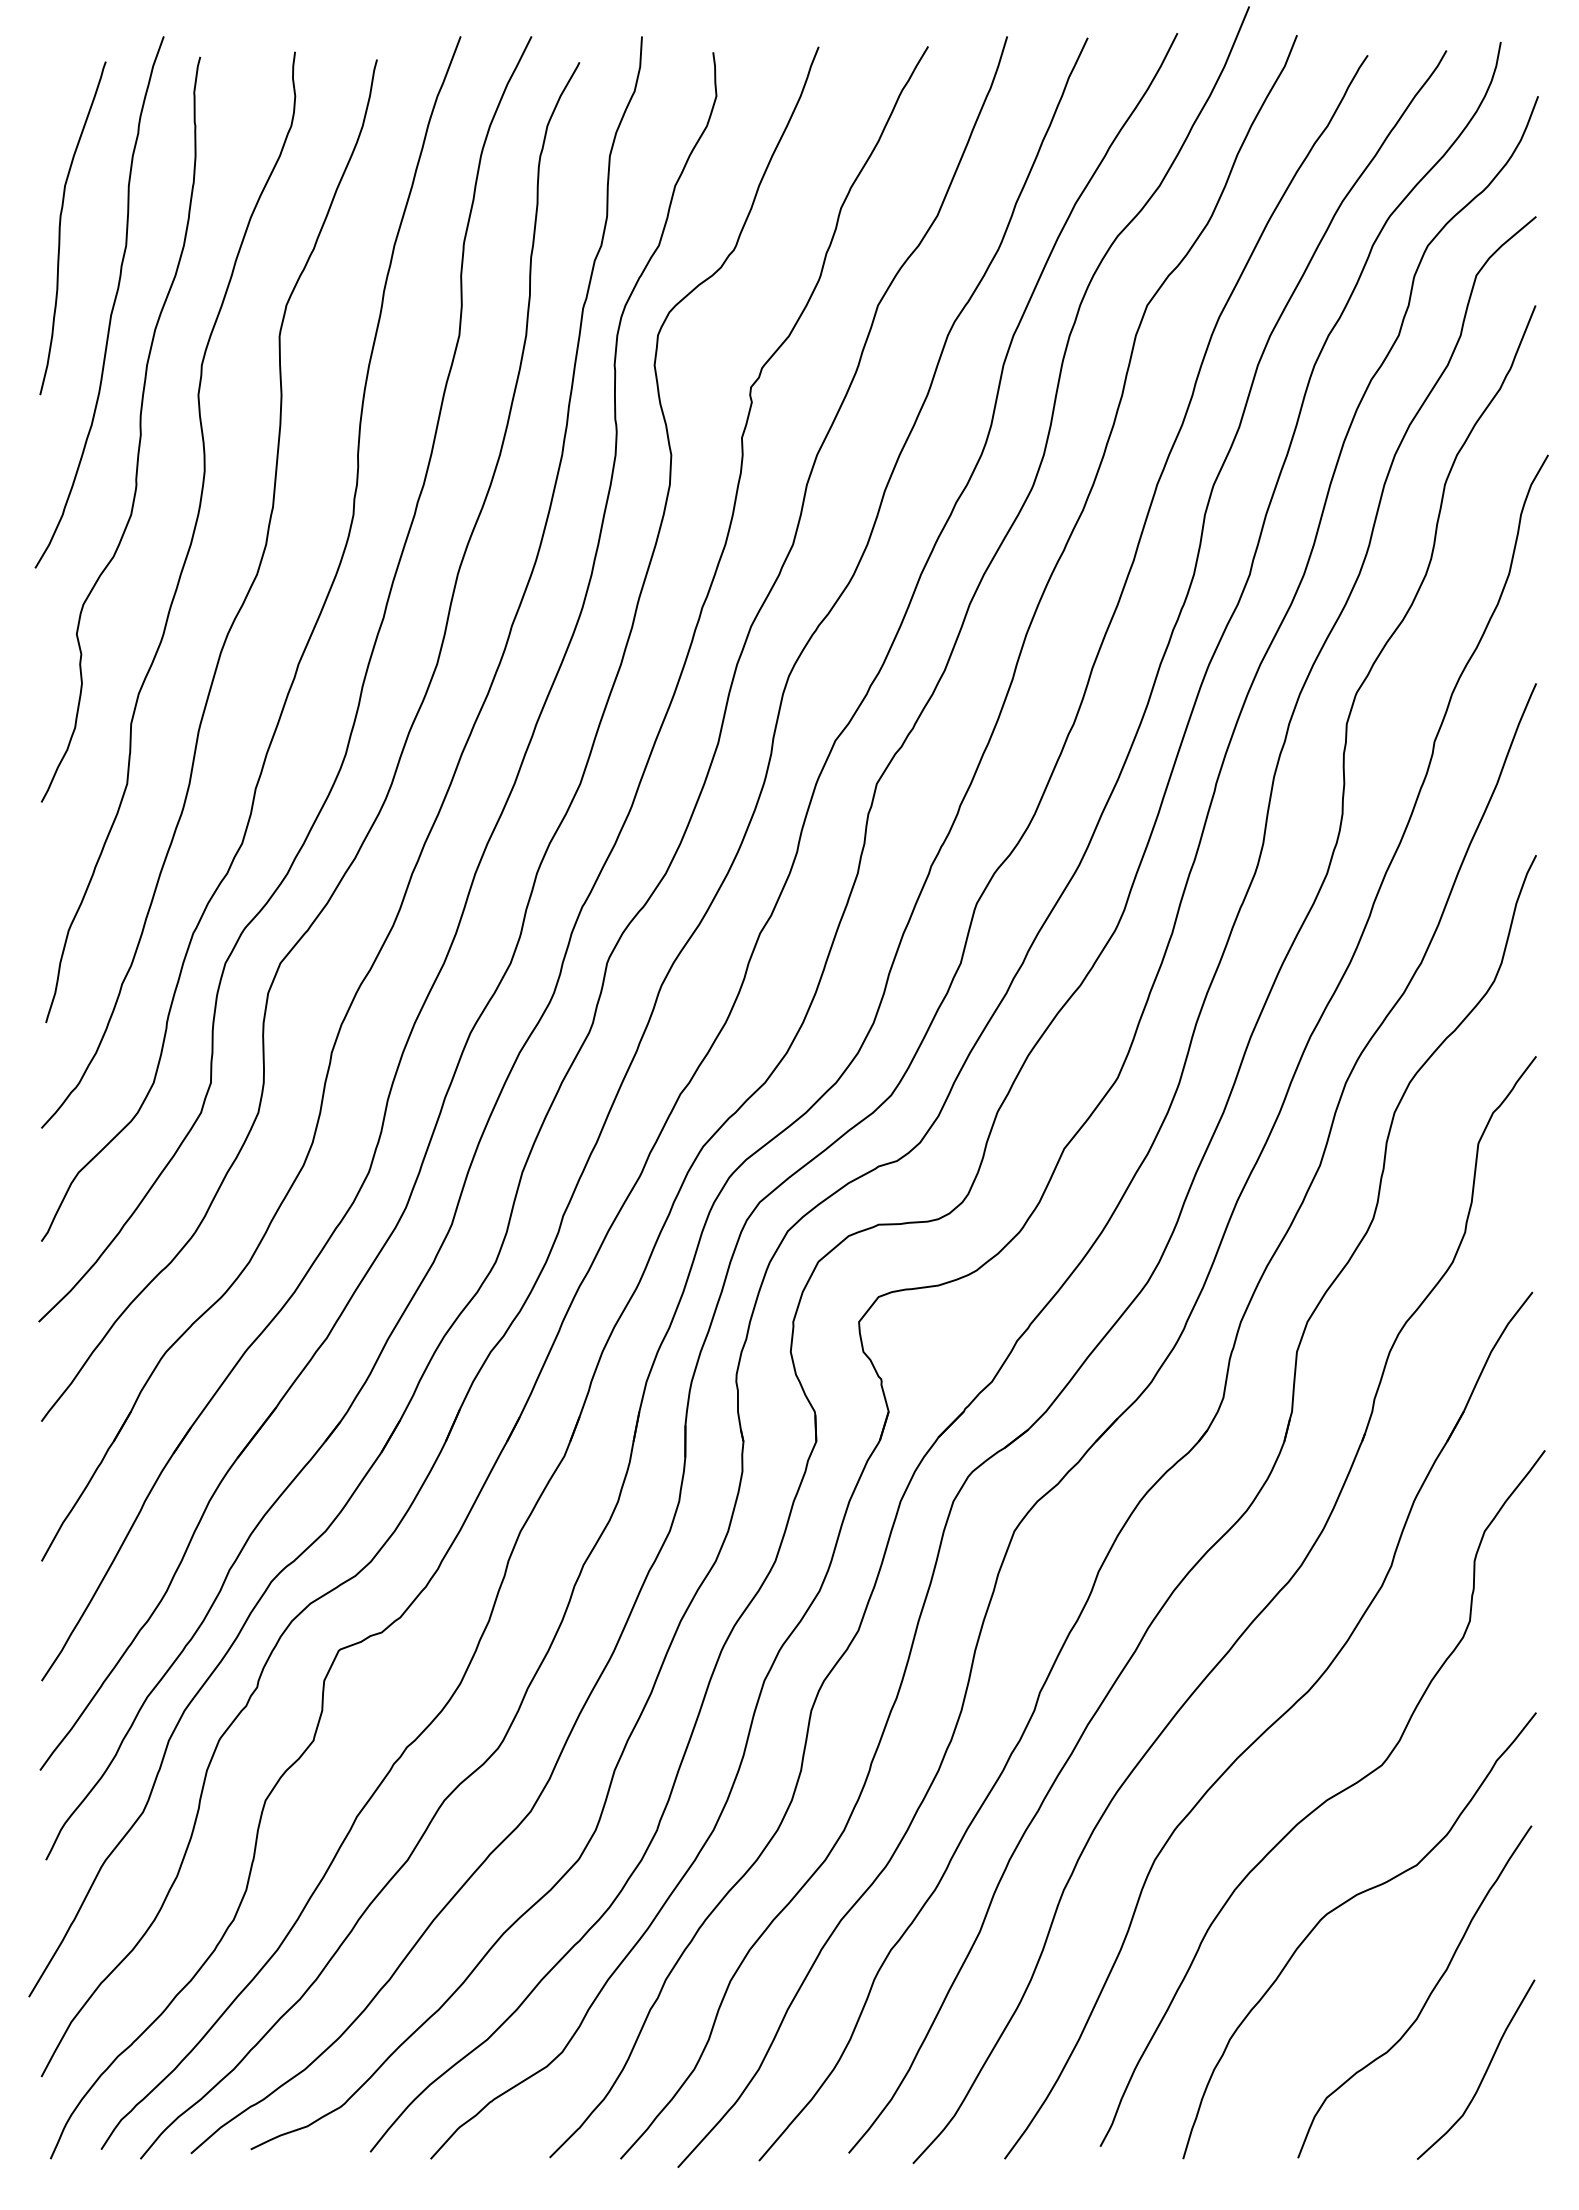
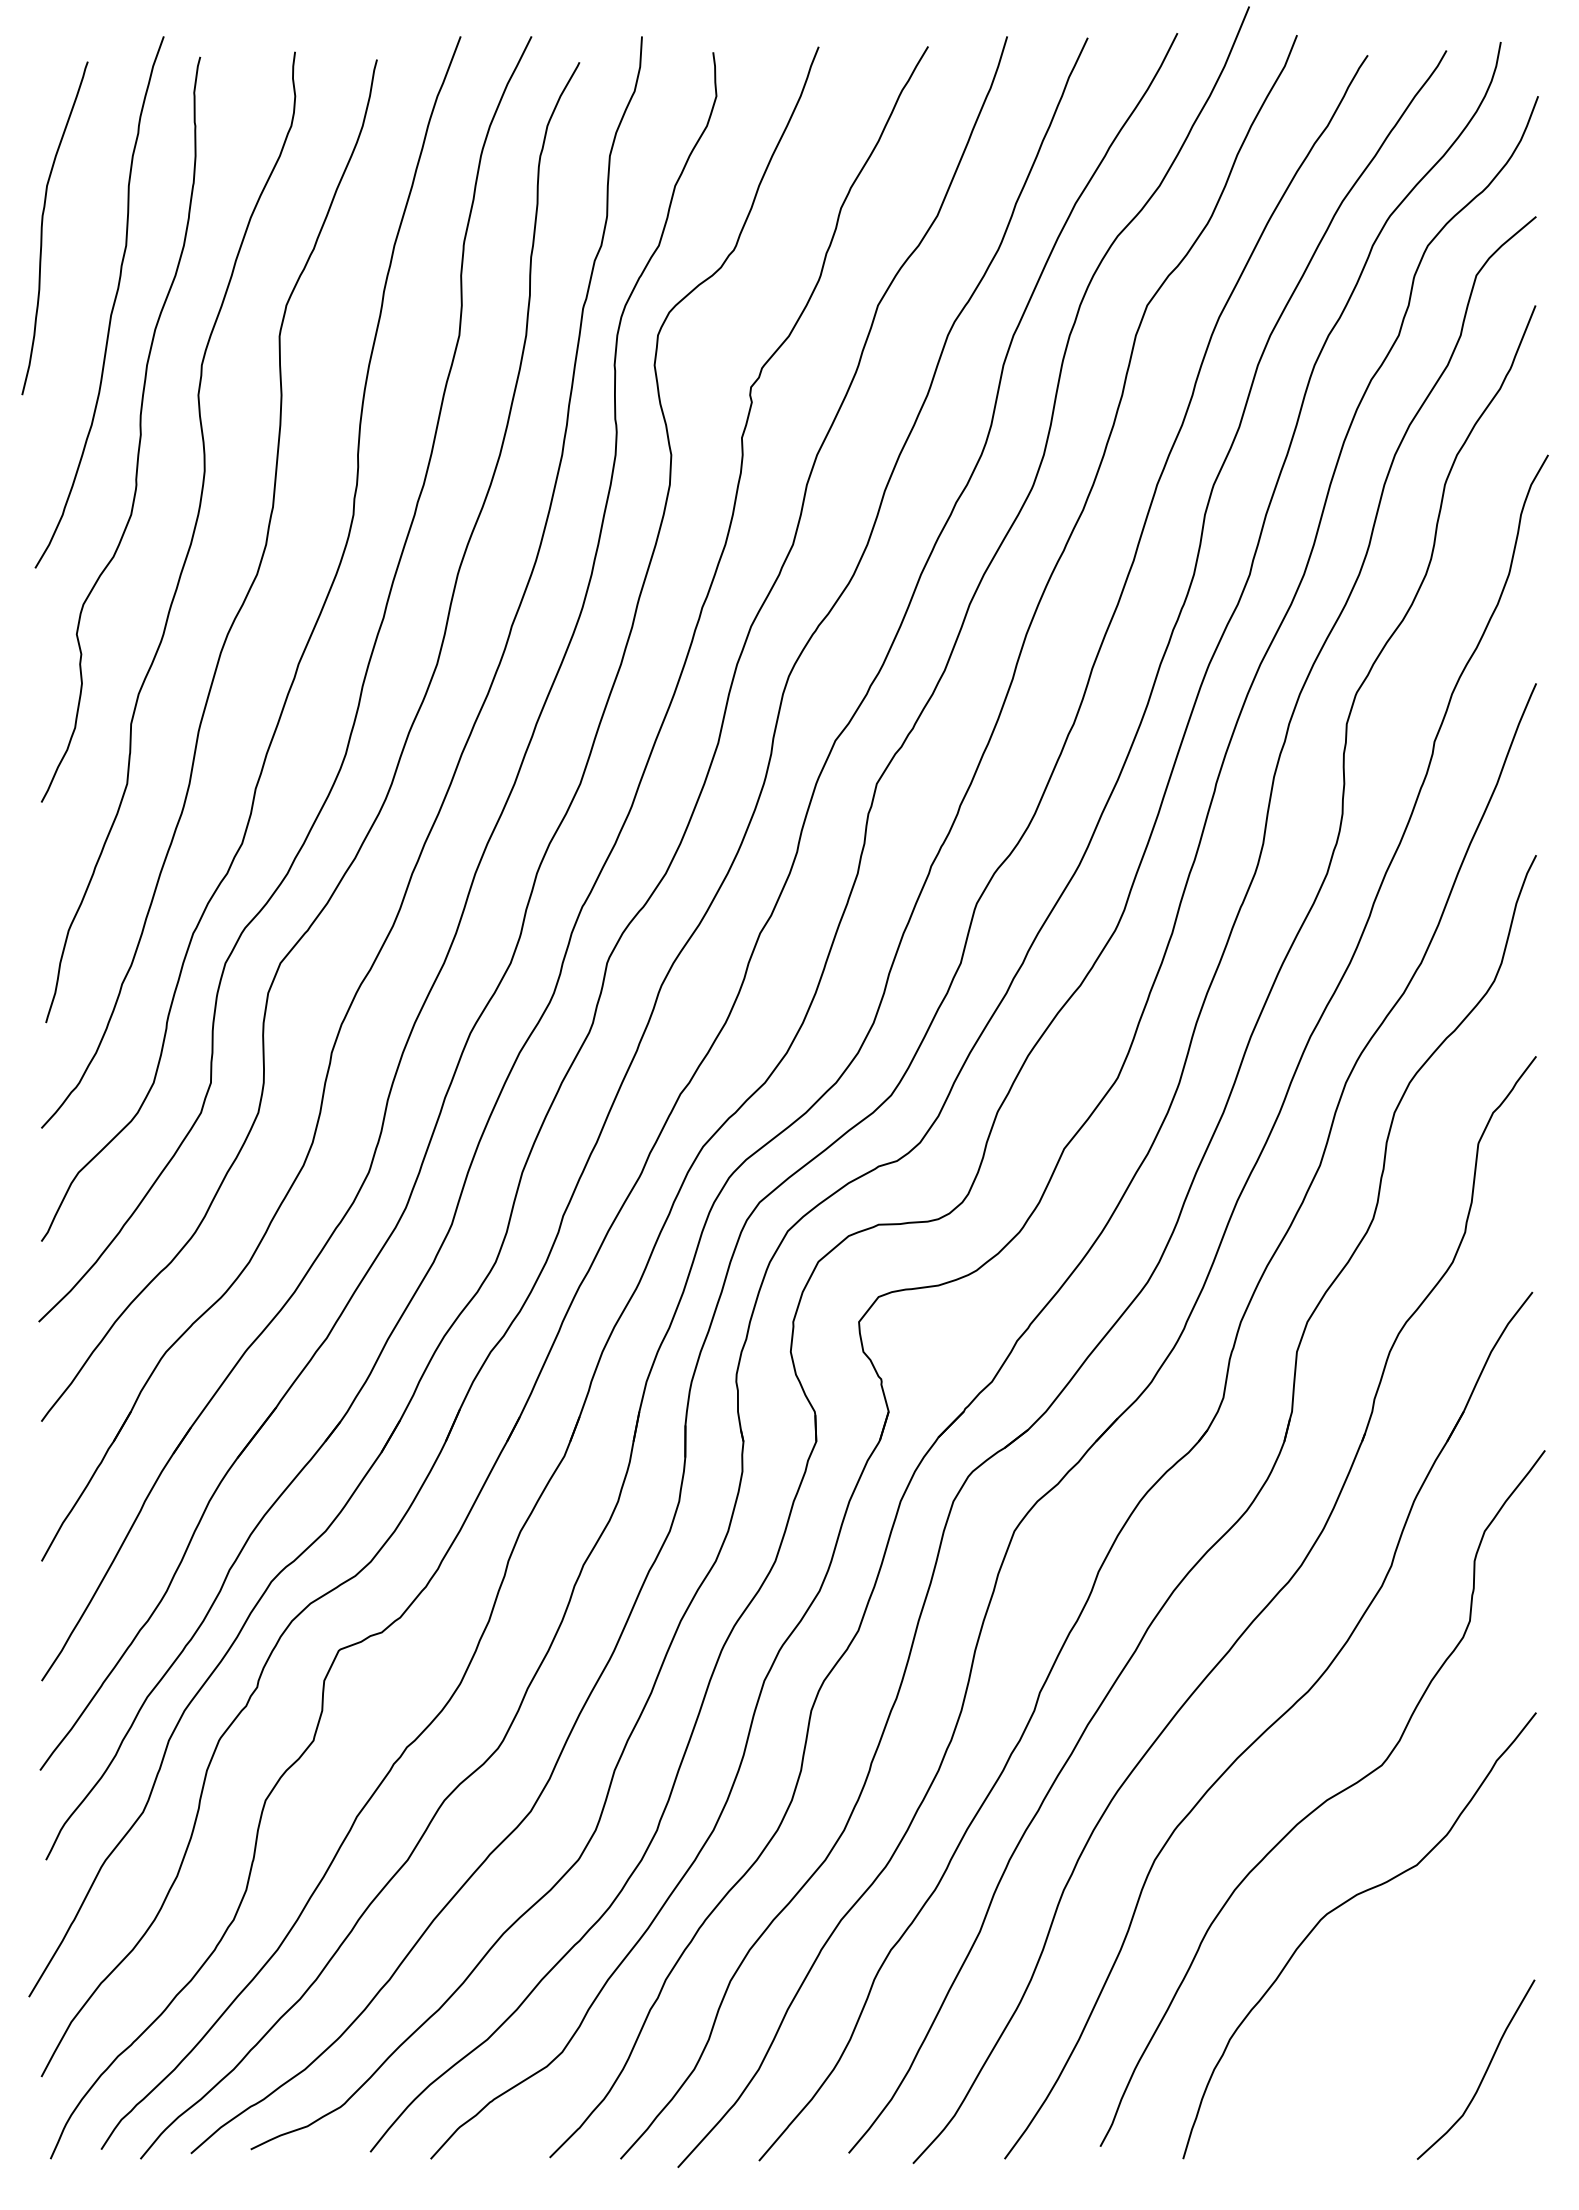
curve position: (60, 228) -> (42, 228) (42, 228)
curve: present -> none (1427, 1997)
